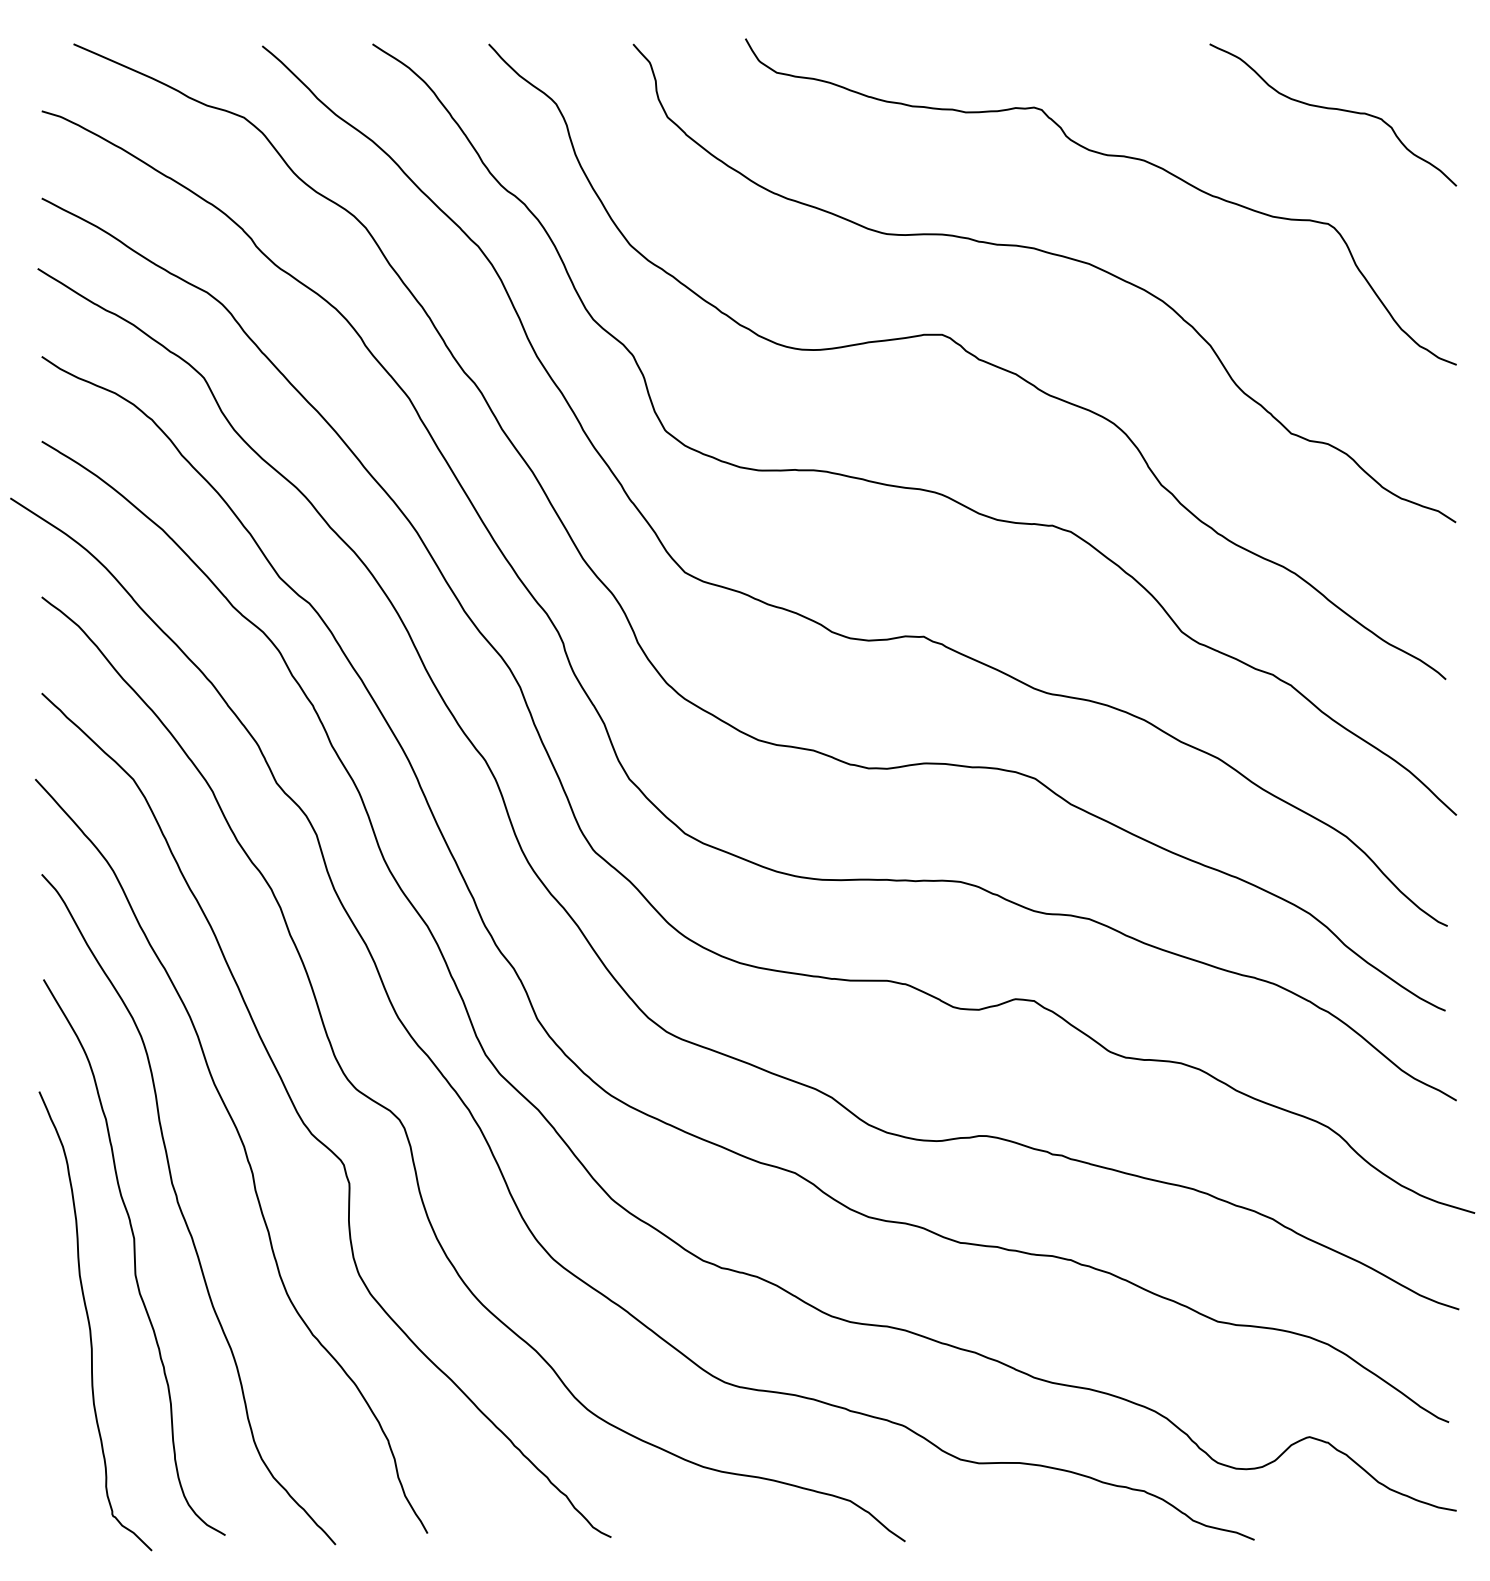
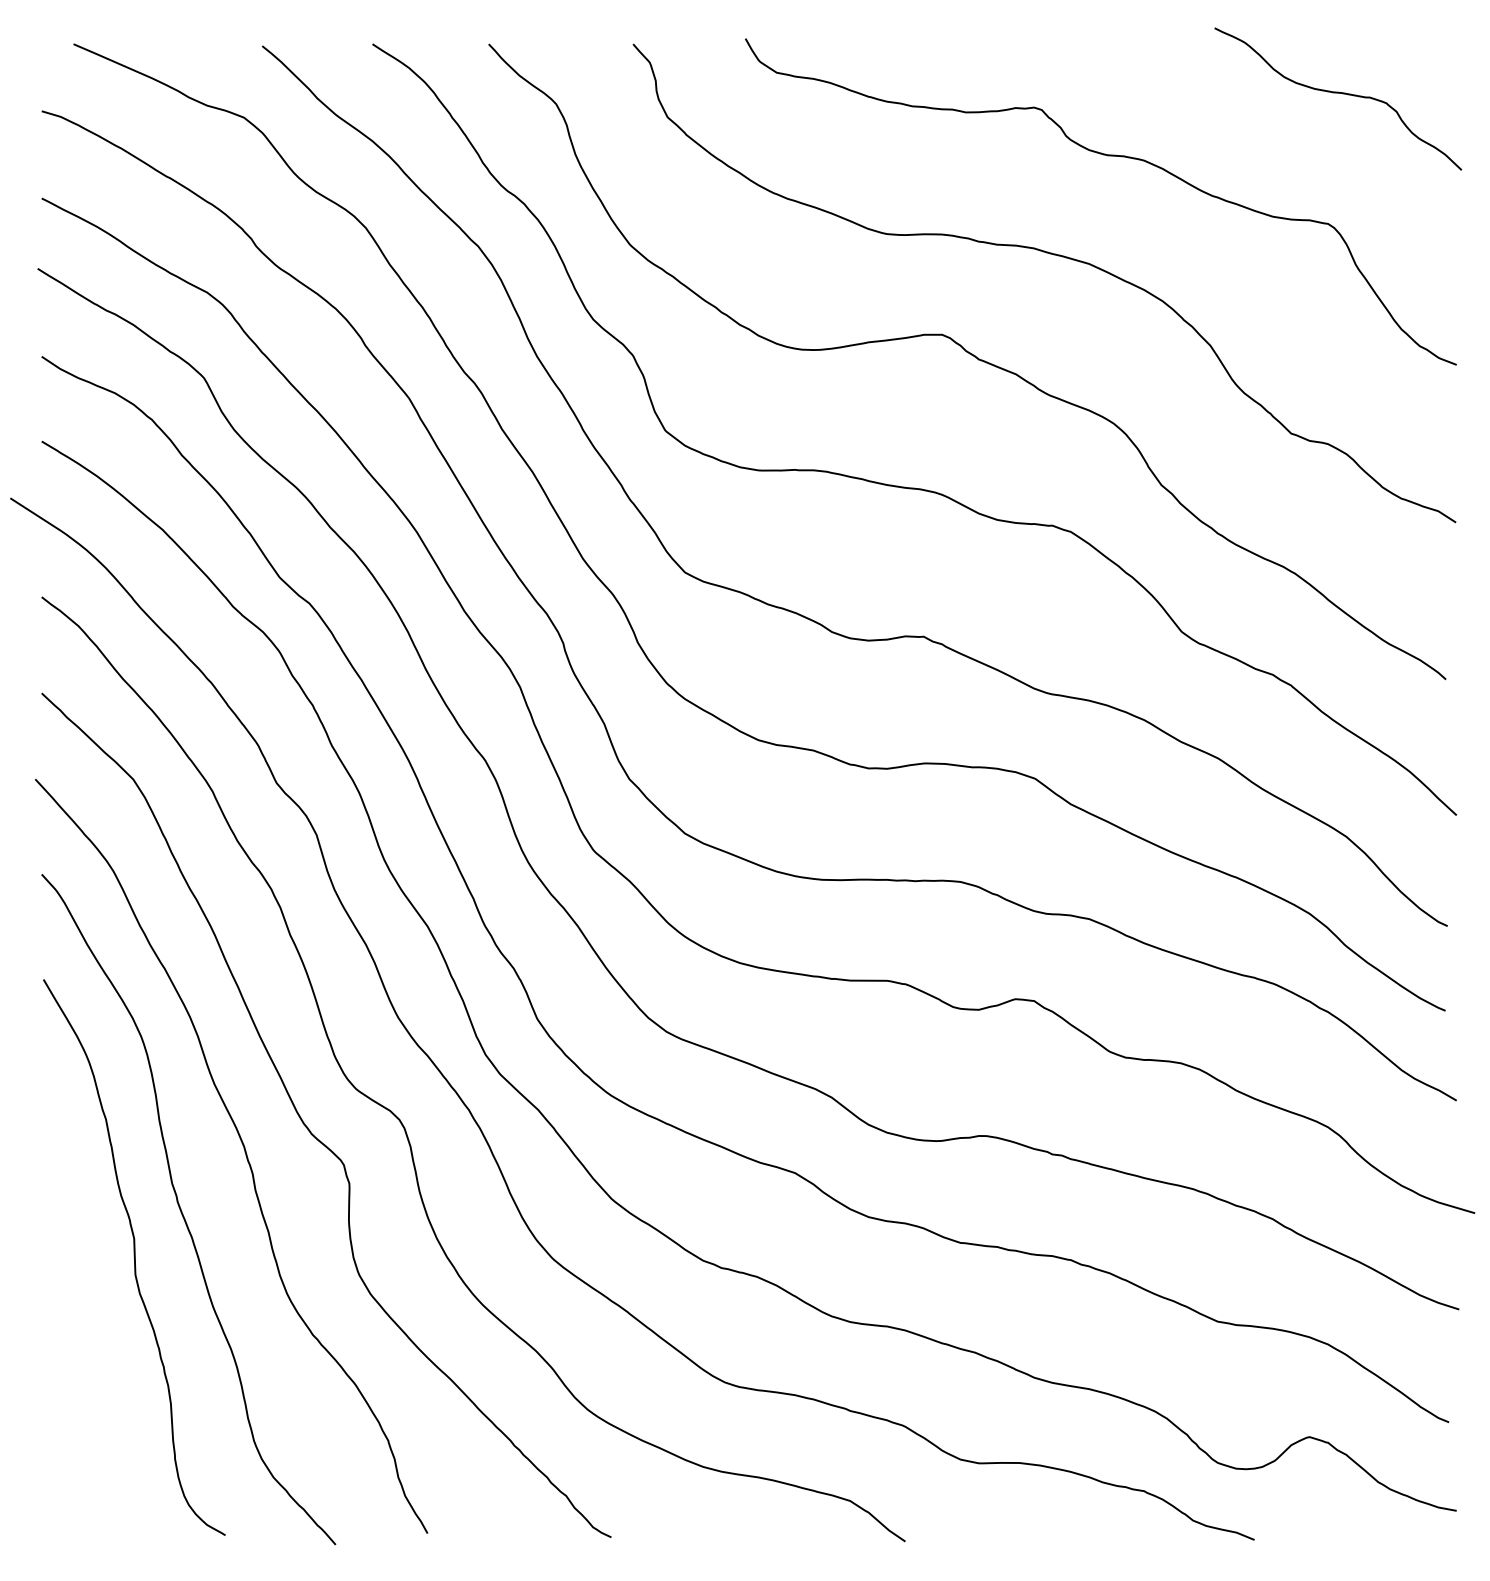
curve position: (1333, 109) -> (1338, 93) (1338, 93)
curve: present -> none (90, 1324)
